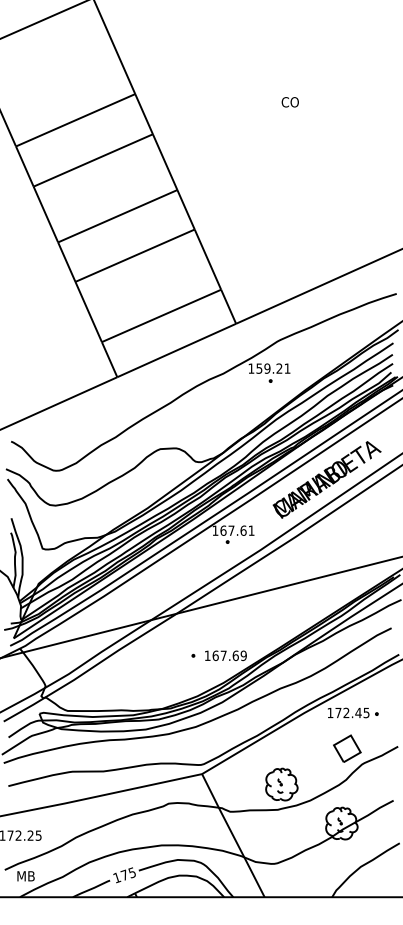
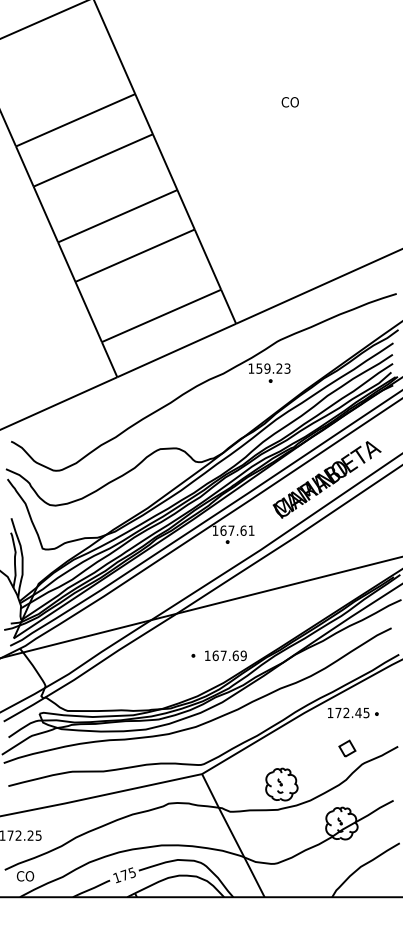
text: 159.21 -> 159.23 (287, 368)
part size: 29x29 px -> 19x19 px (347, 748)
text: MB -> CO (25, 876)
